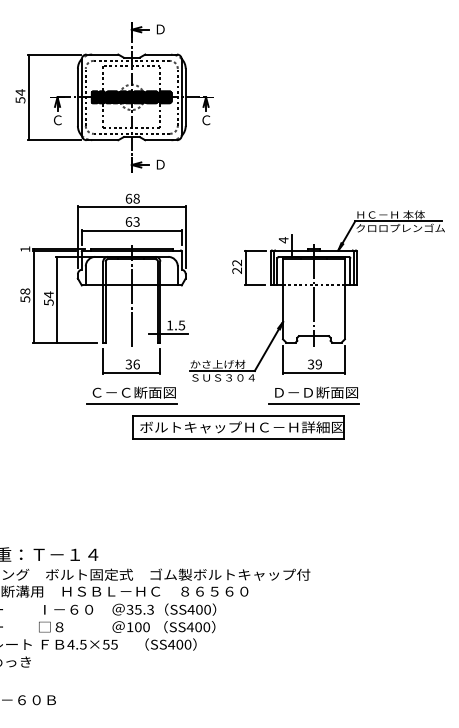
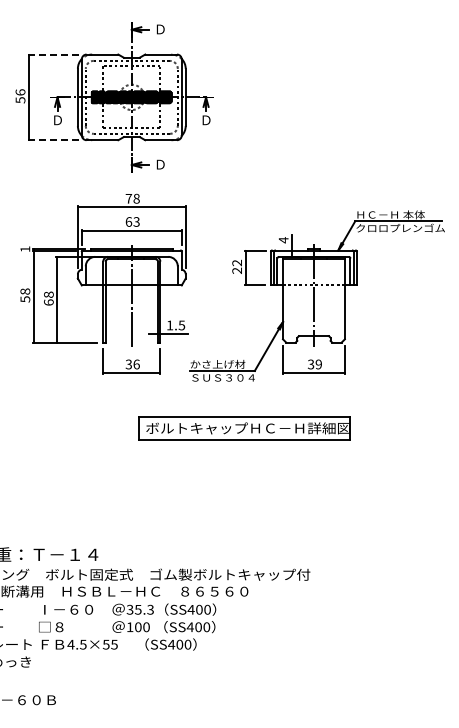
line: solid -> dashed (54, 54)
text: 54 -> 56 (20, 92)
text: Ｃ -> Ｄ (57, 120)
text: Ｃ -> Ｄ (206, 120)
line: solid -> dashed (54, 140)
text: 68 -> 78 (128, 198)
text: 54 -> 68 (48, 298)
part: present -> none (131, 395)
part: present -> none (313, 395)
part position: (238, 427) -> (244, 428) (244, 428)
